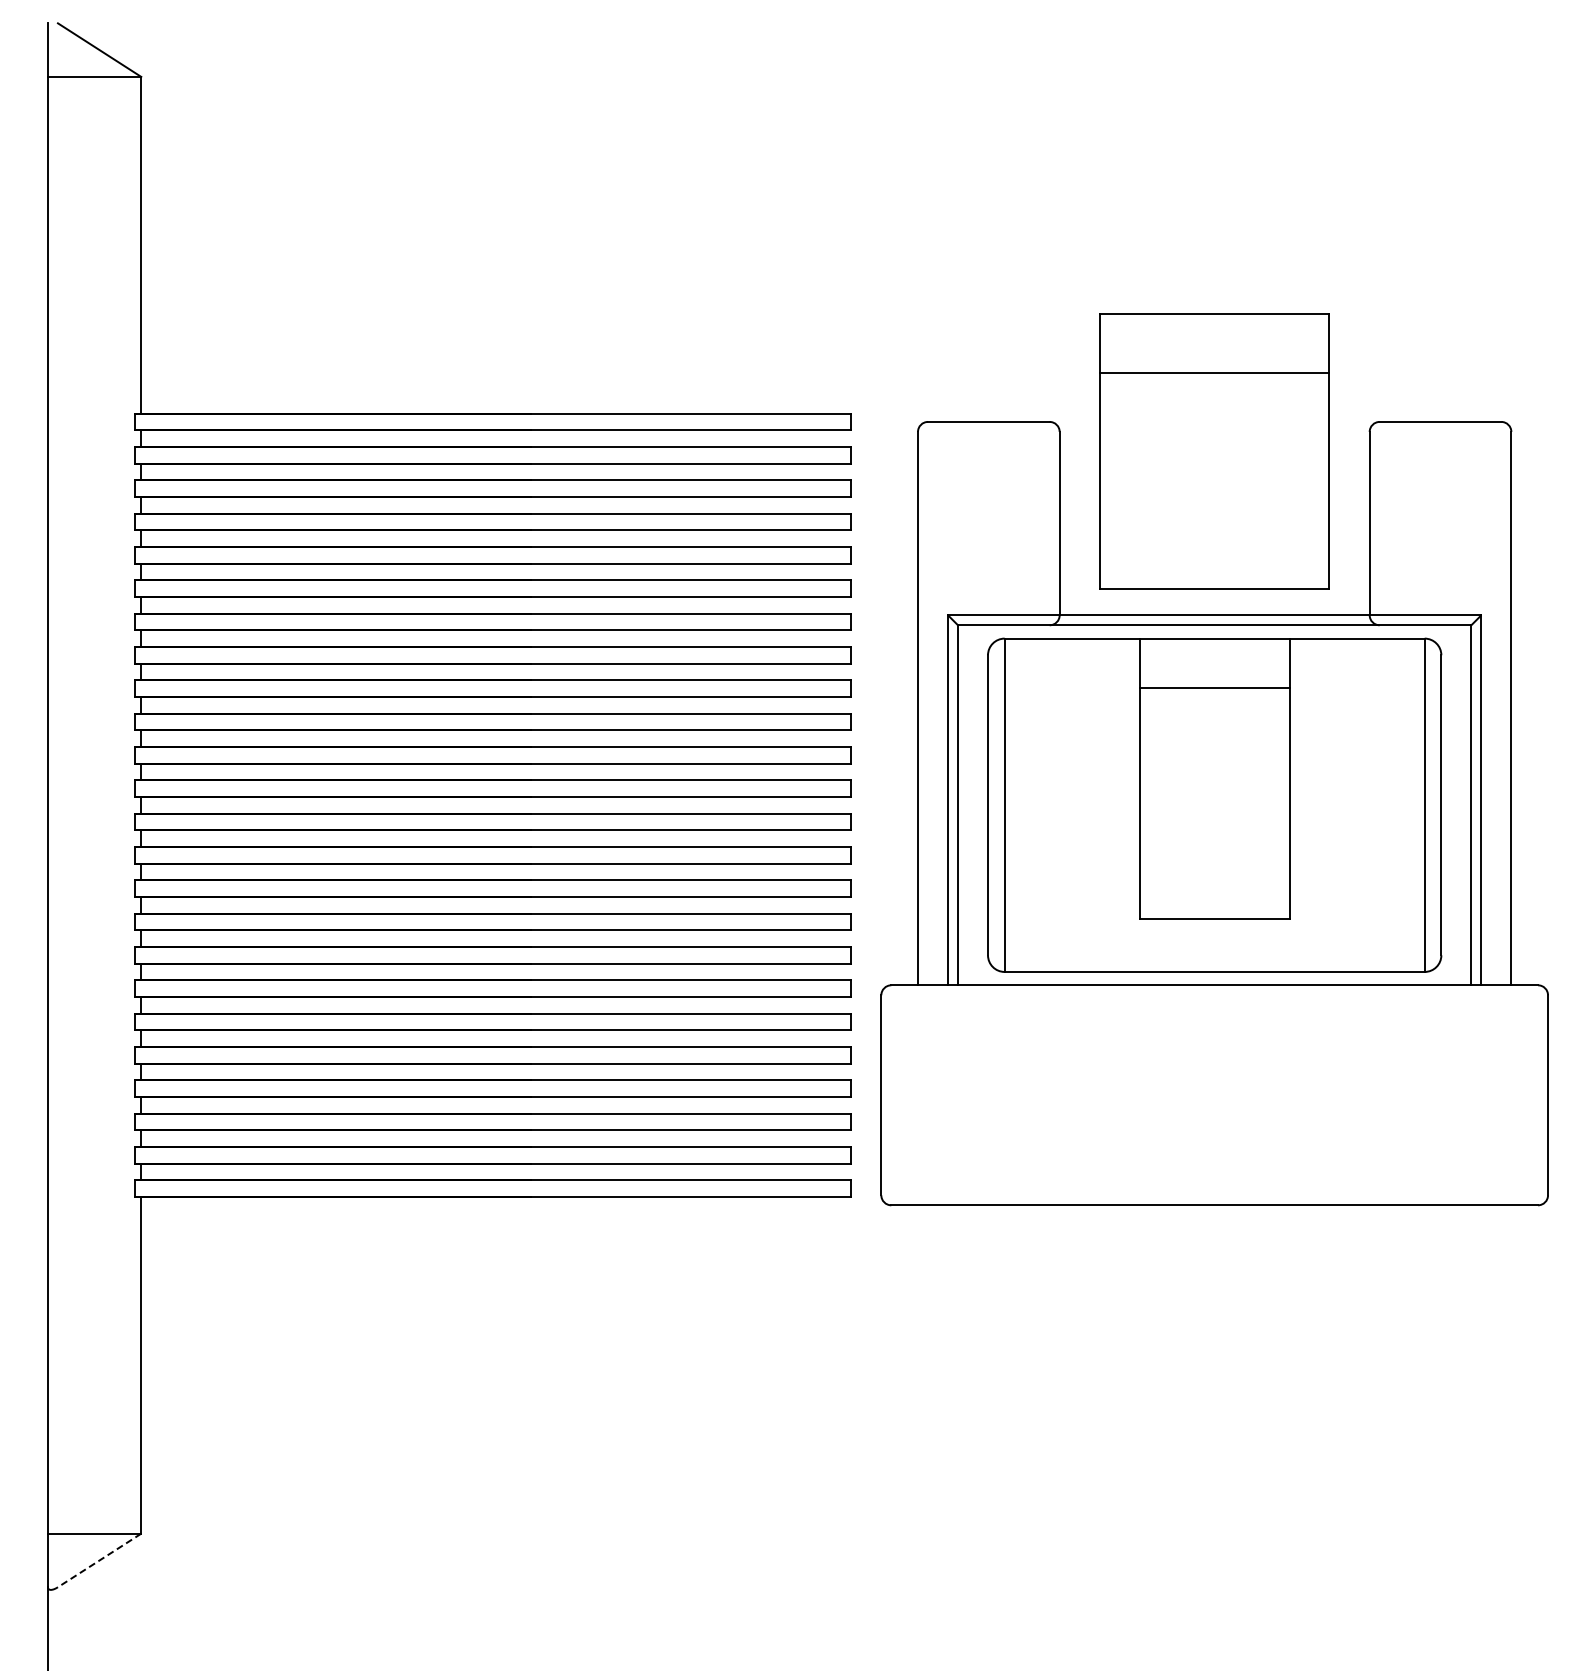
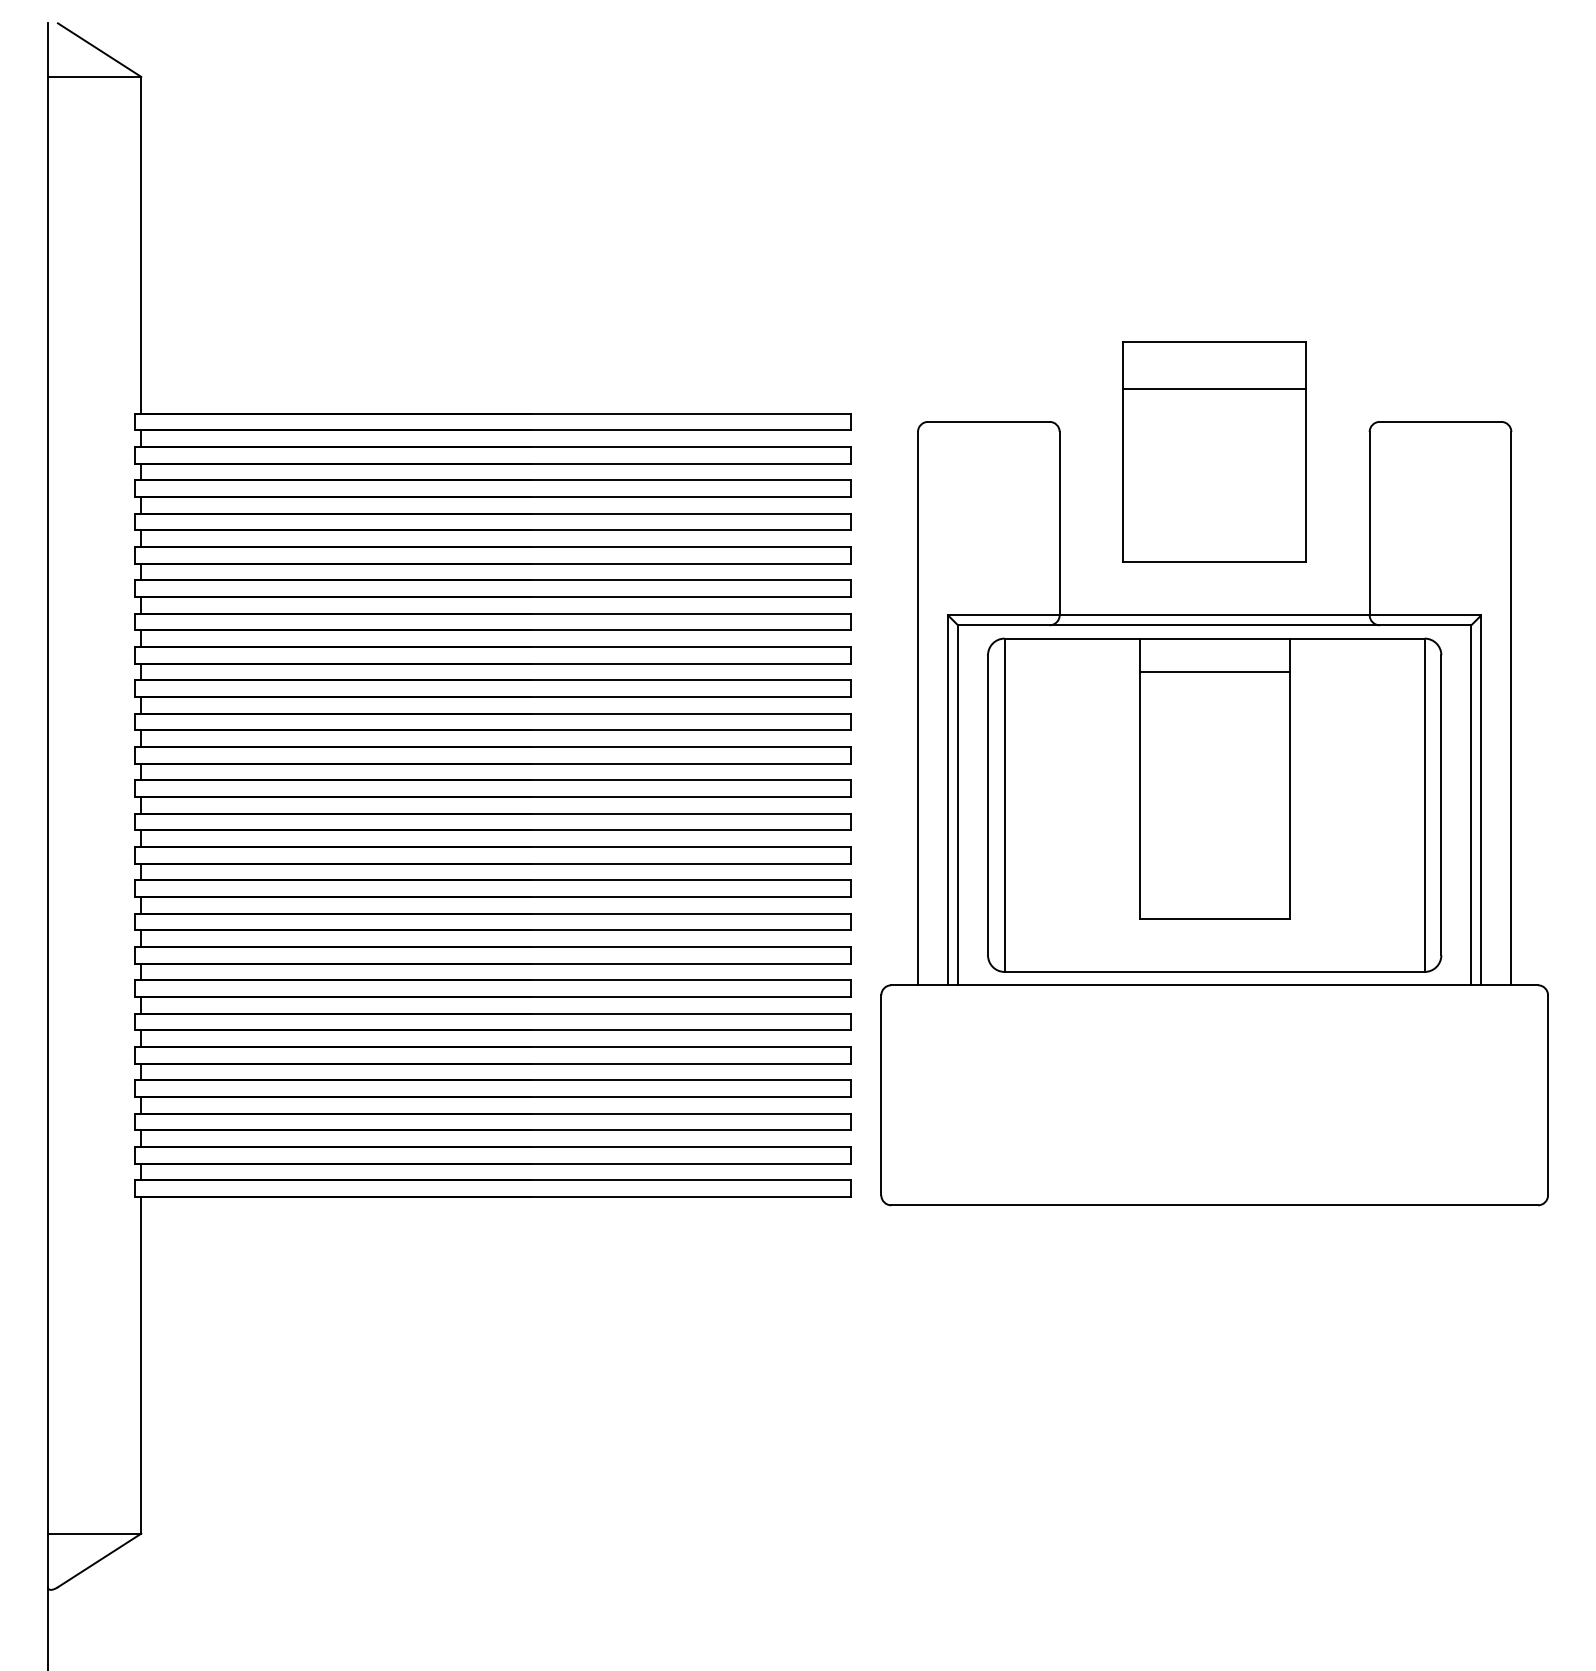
part size: 231x277 px -> 185x222 px (1214, 451)
line position: (1214, 687) -> (1214, 671) (1214, 671)
line: dashed -> solid (99, 1560)
